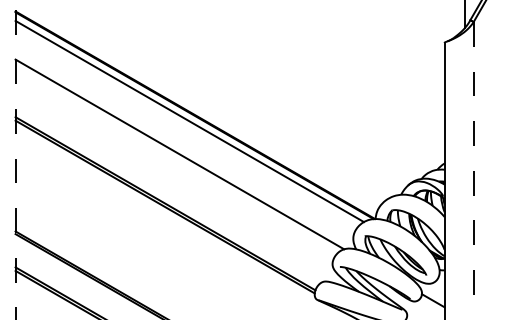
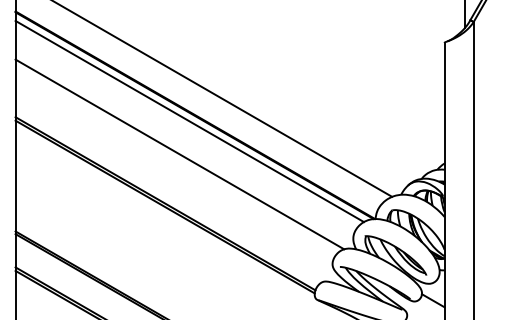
line: none -> present (223, 99)
line: dashed -> solid (15, 159)
line: dashed -> solid (473, 170)
